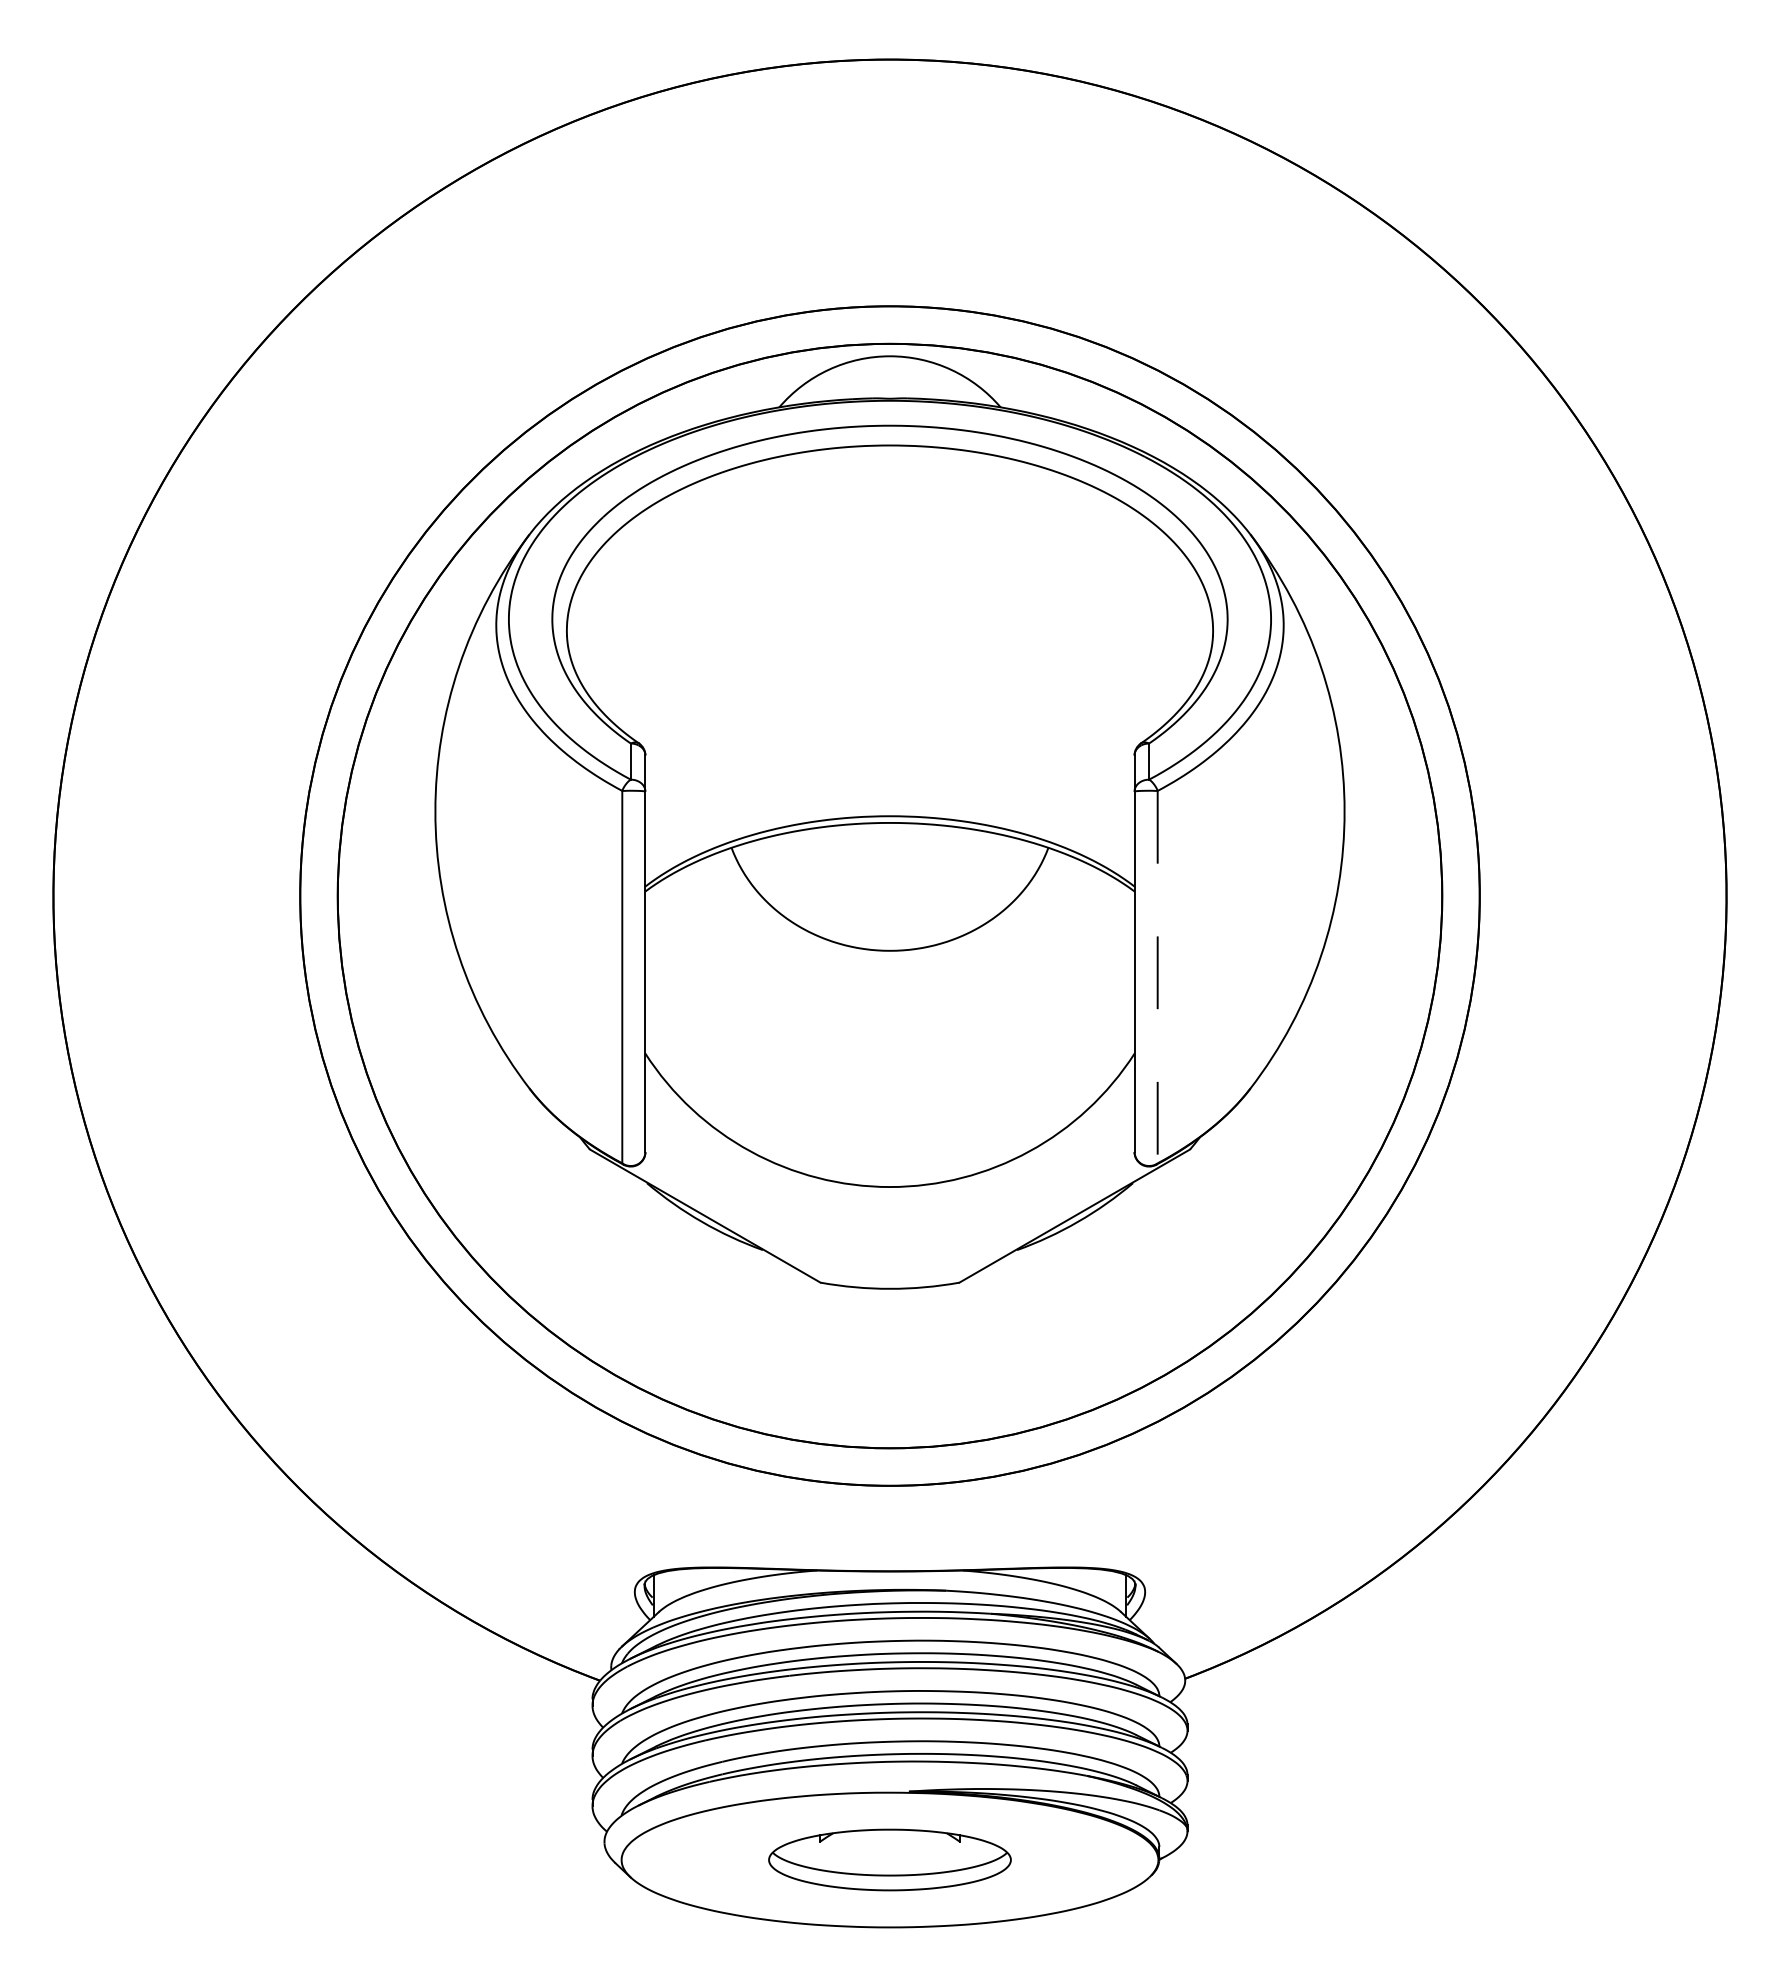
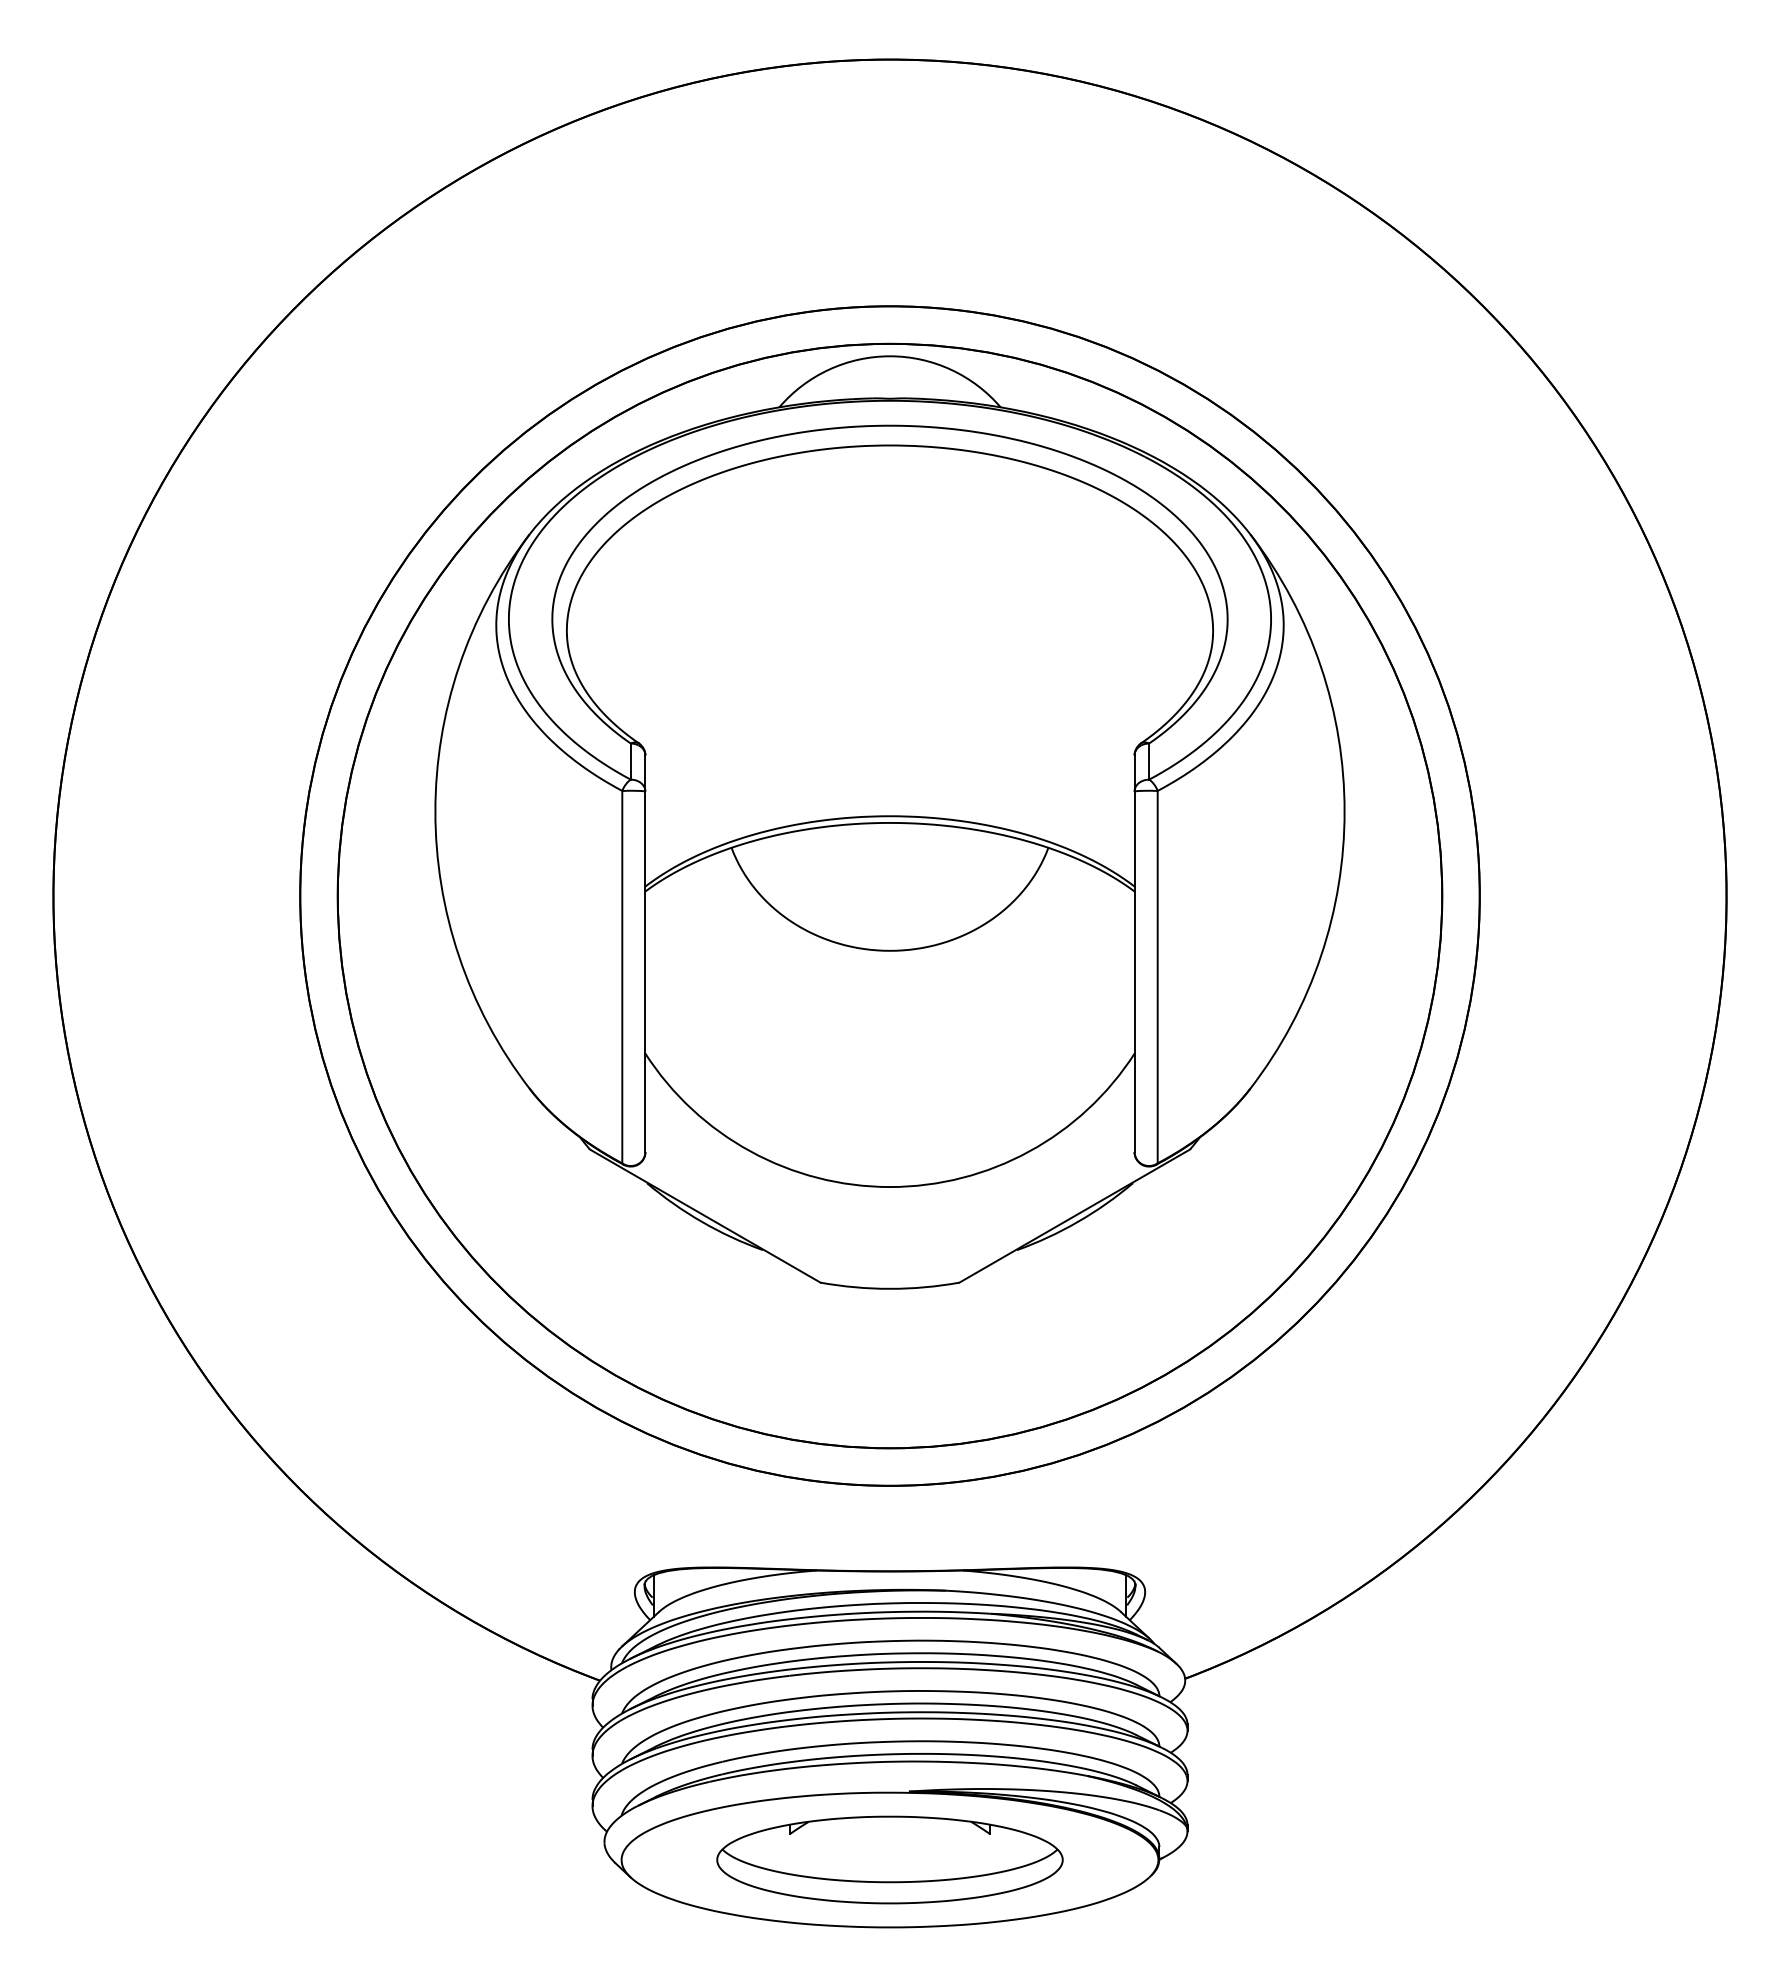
line: dashed -> solid (1157, 977)
part size: 244x64 px -> 348x90 px (889, 1859)
